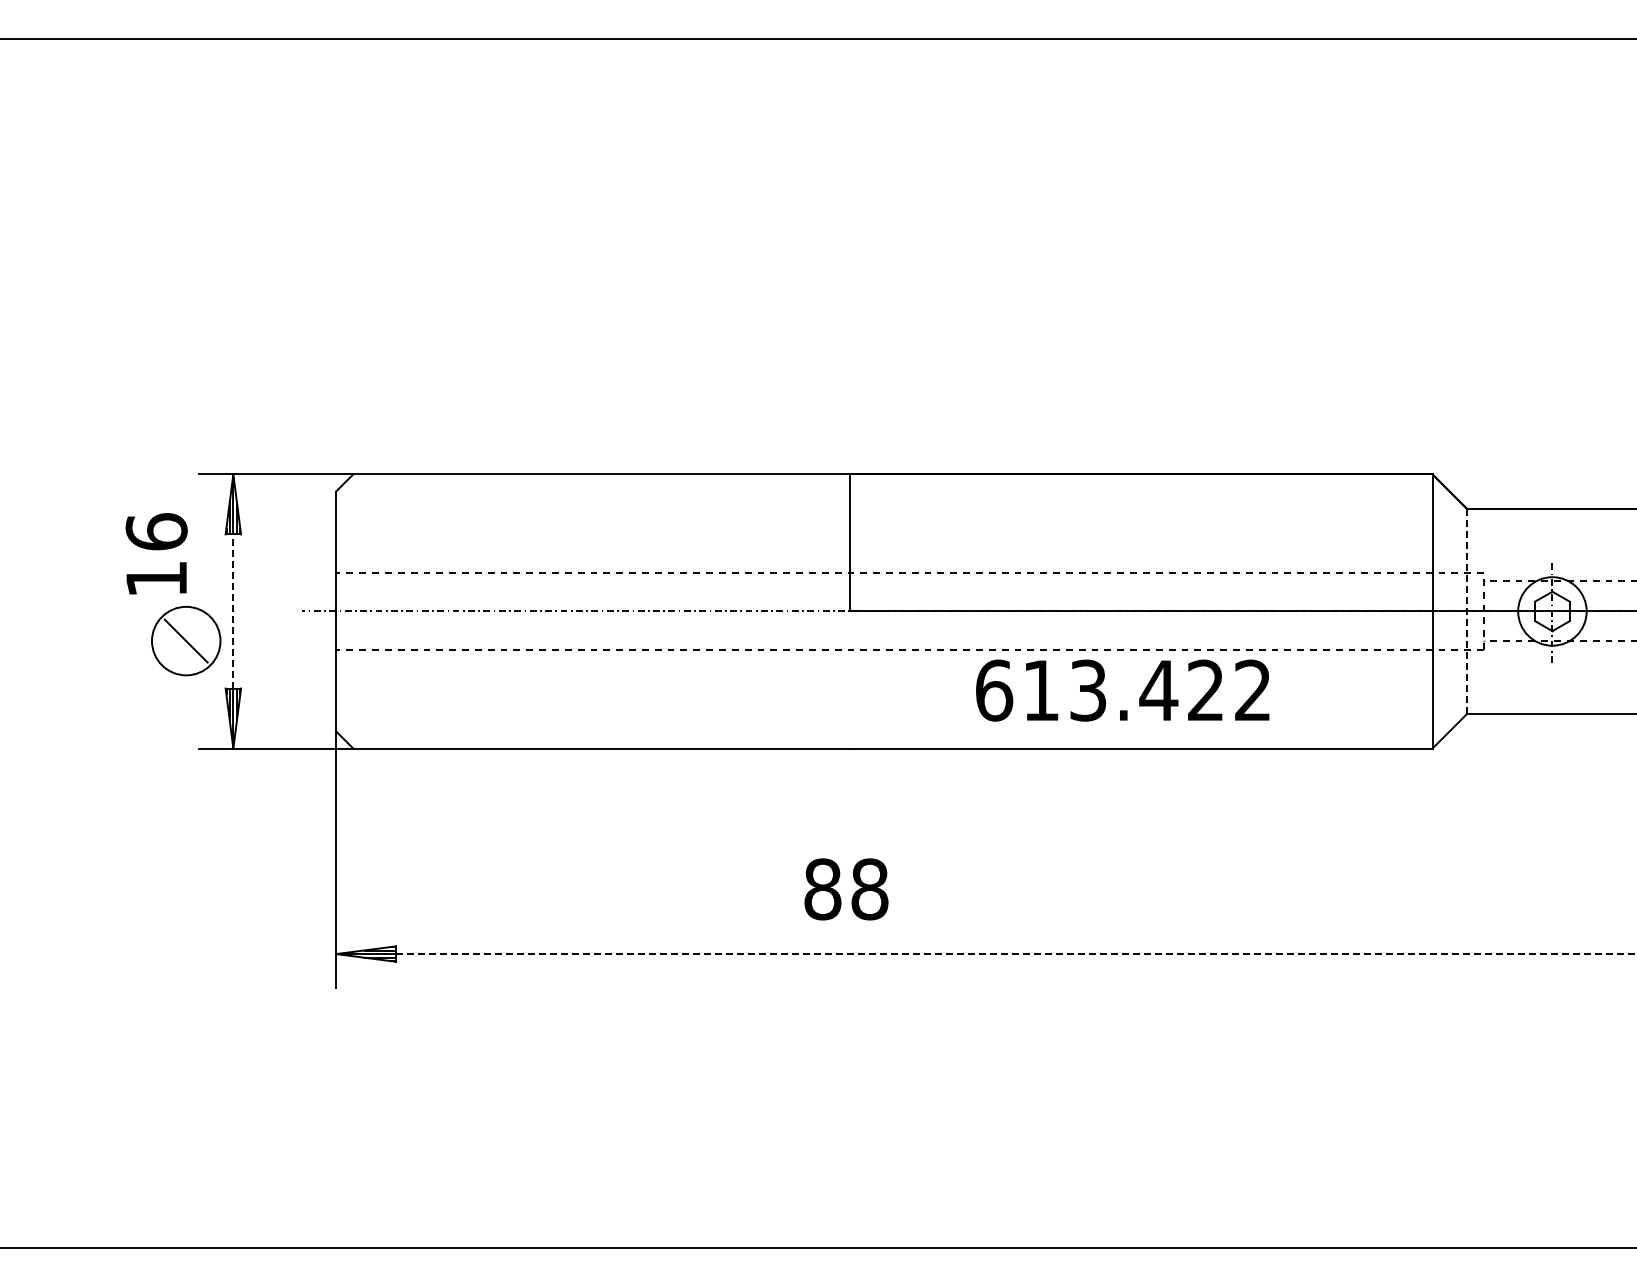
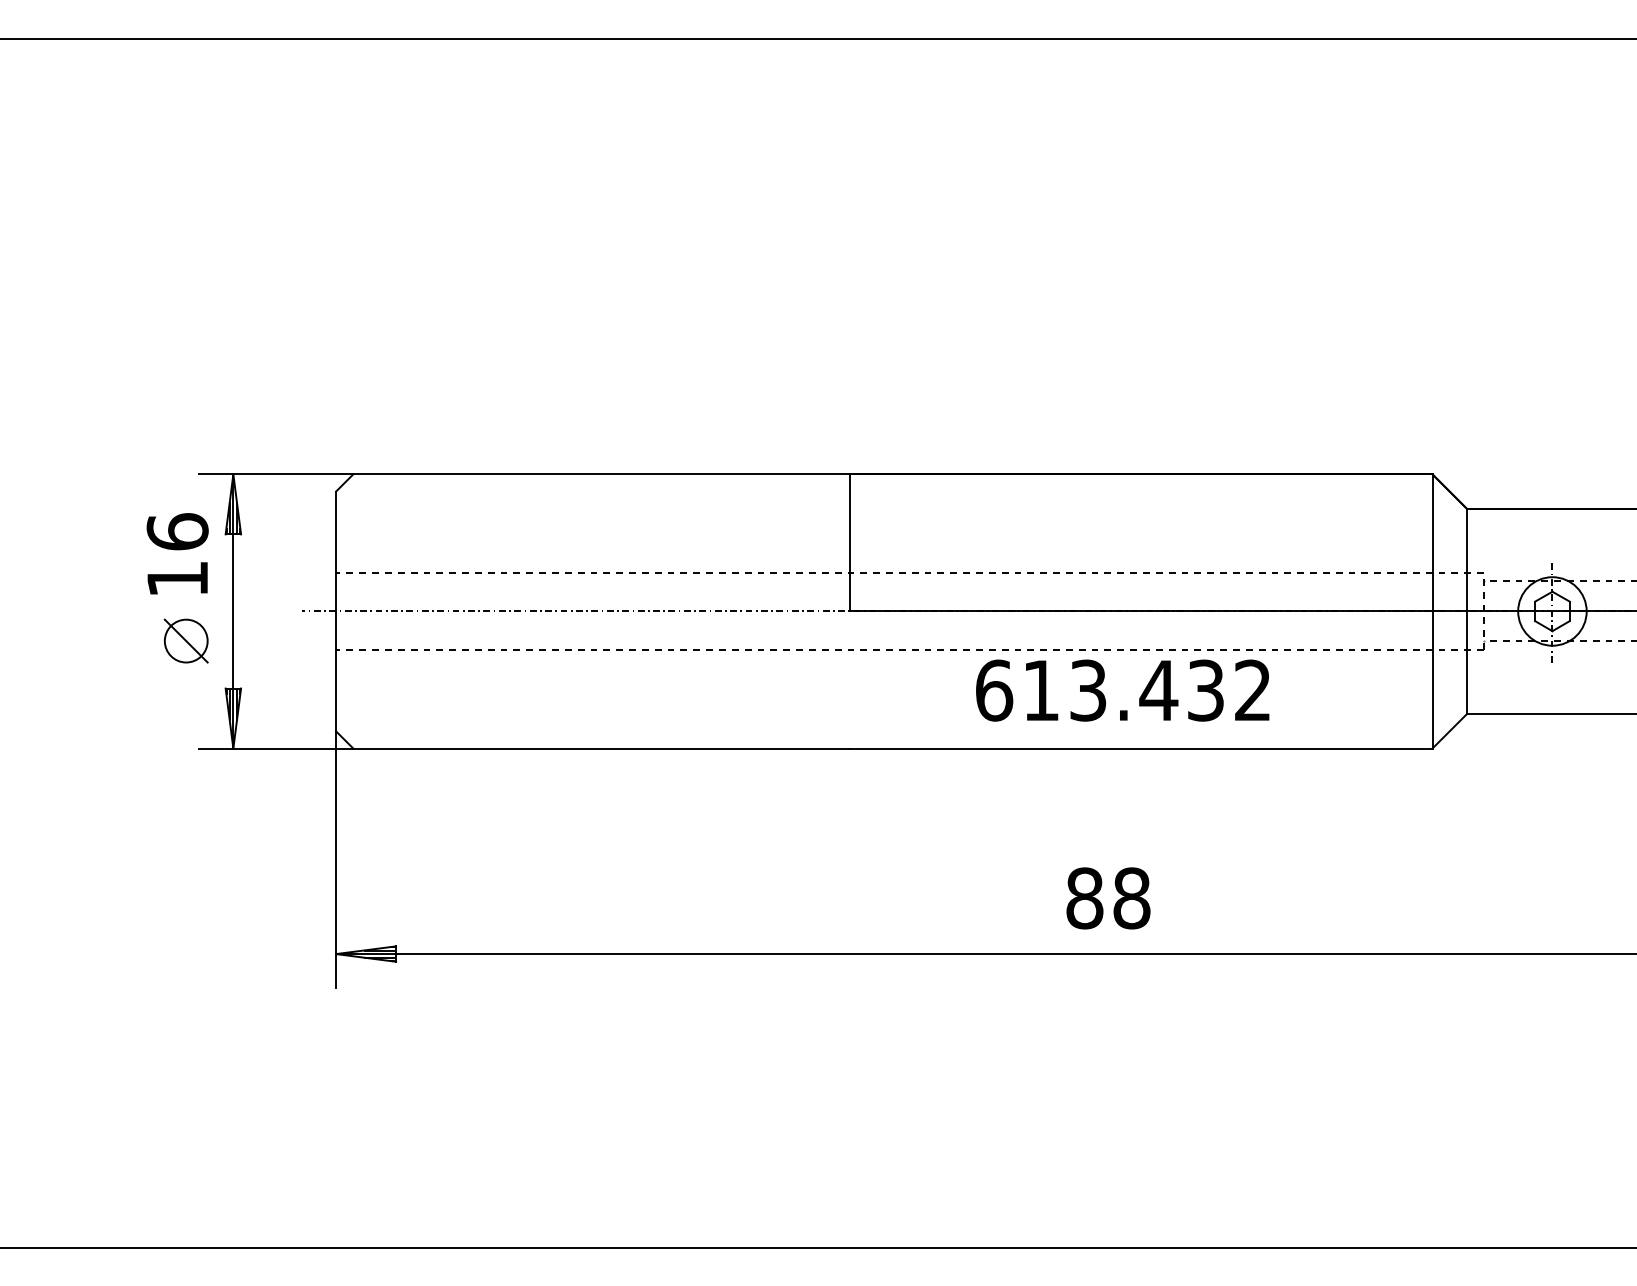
text position: (156, 553) -> (177, 553) (177, 553)
line: dashed -> solid (233, 610)
line: dashed -> solid (1466, 611)
circle diameter: 69 px -> 43 px (185, 640)
text: 613.422 -> 613.432 (1205, 690)
text position: (846, 889) -> (1108, 898) (1108, 898)
line: dashed -> solid (1016, 954)
